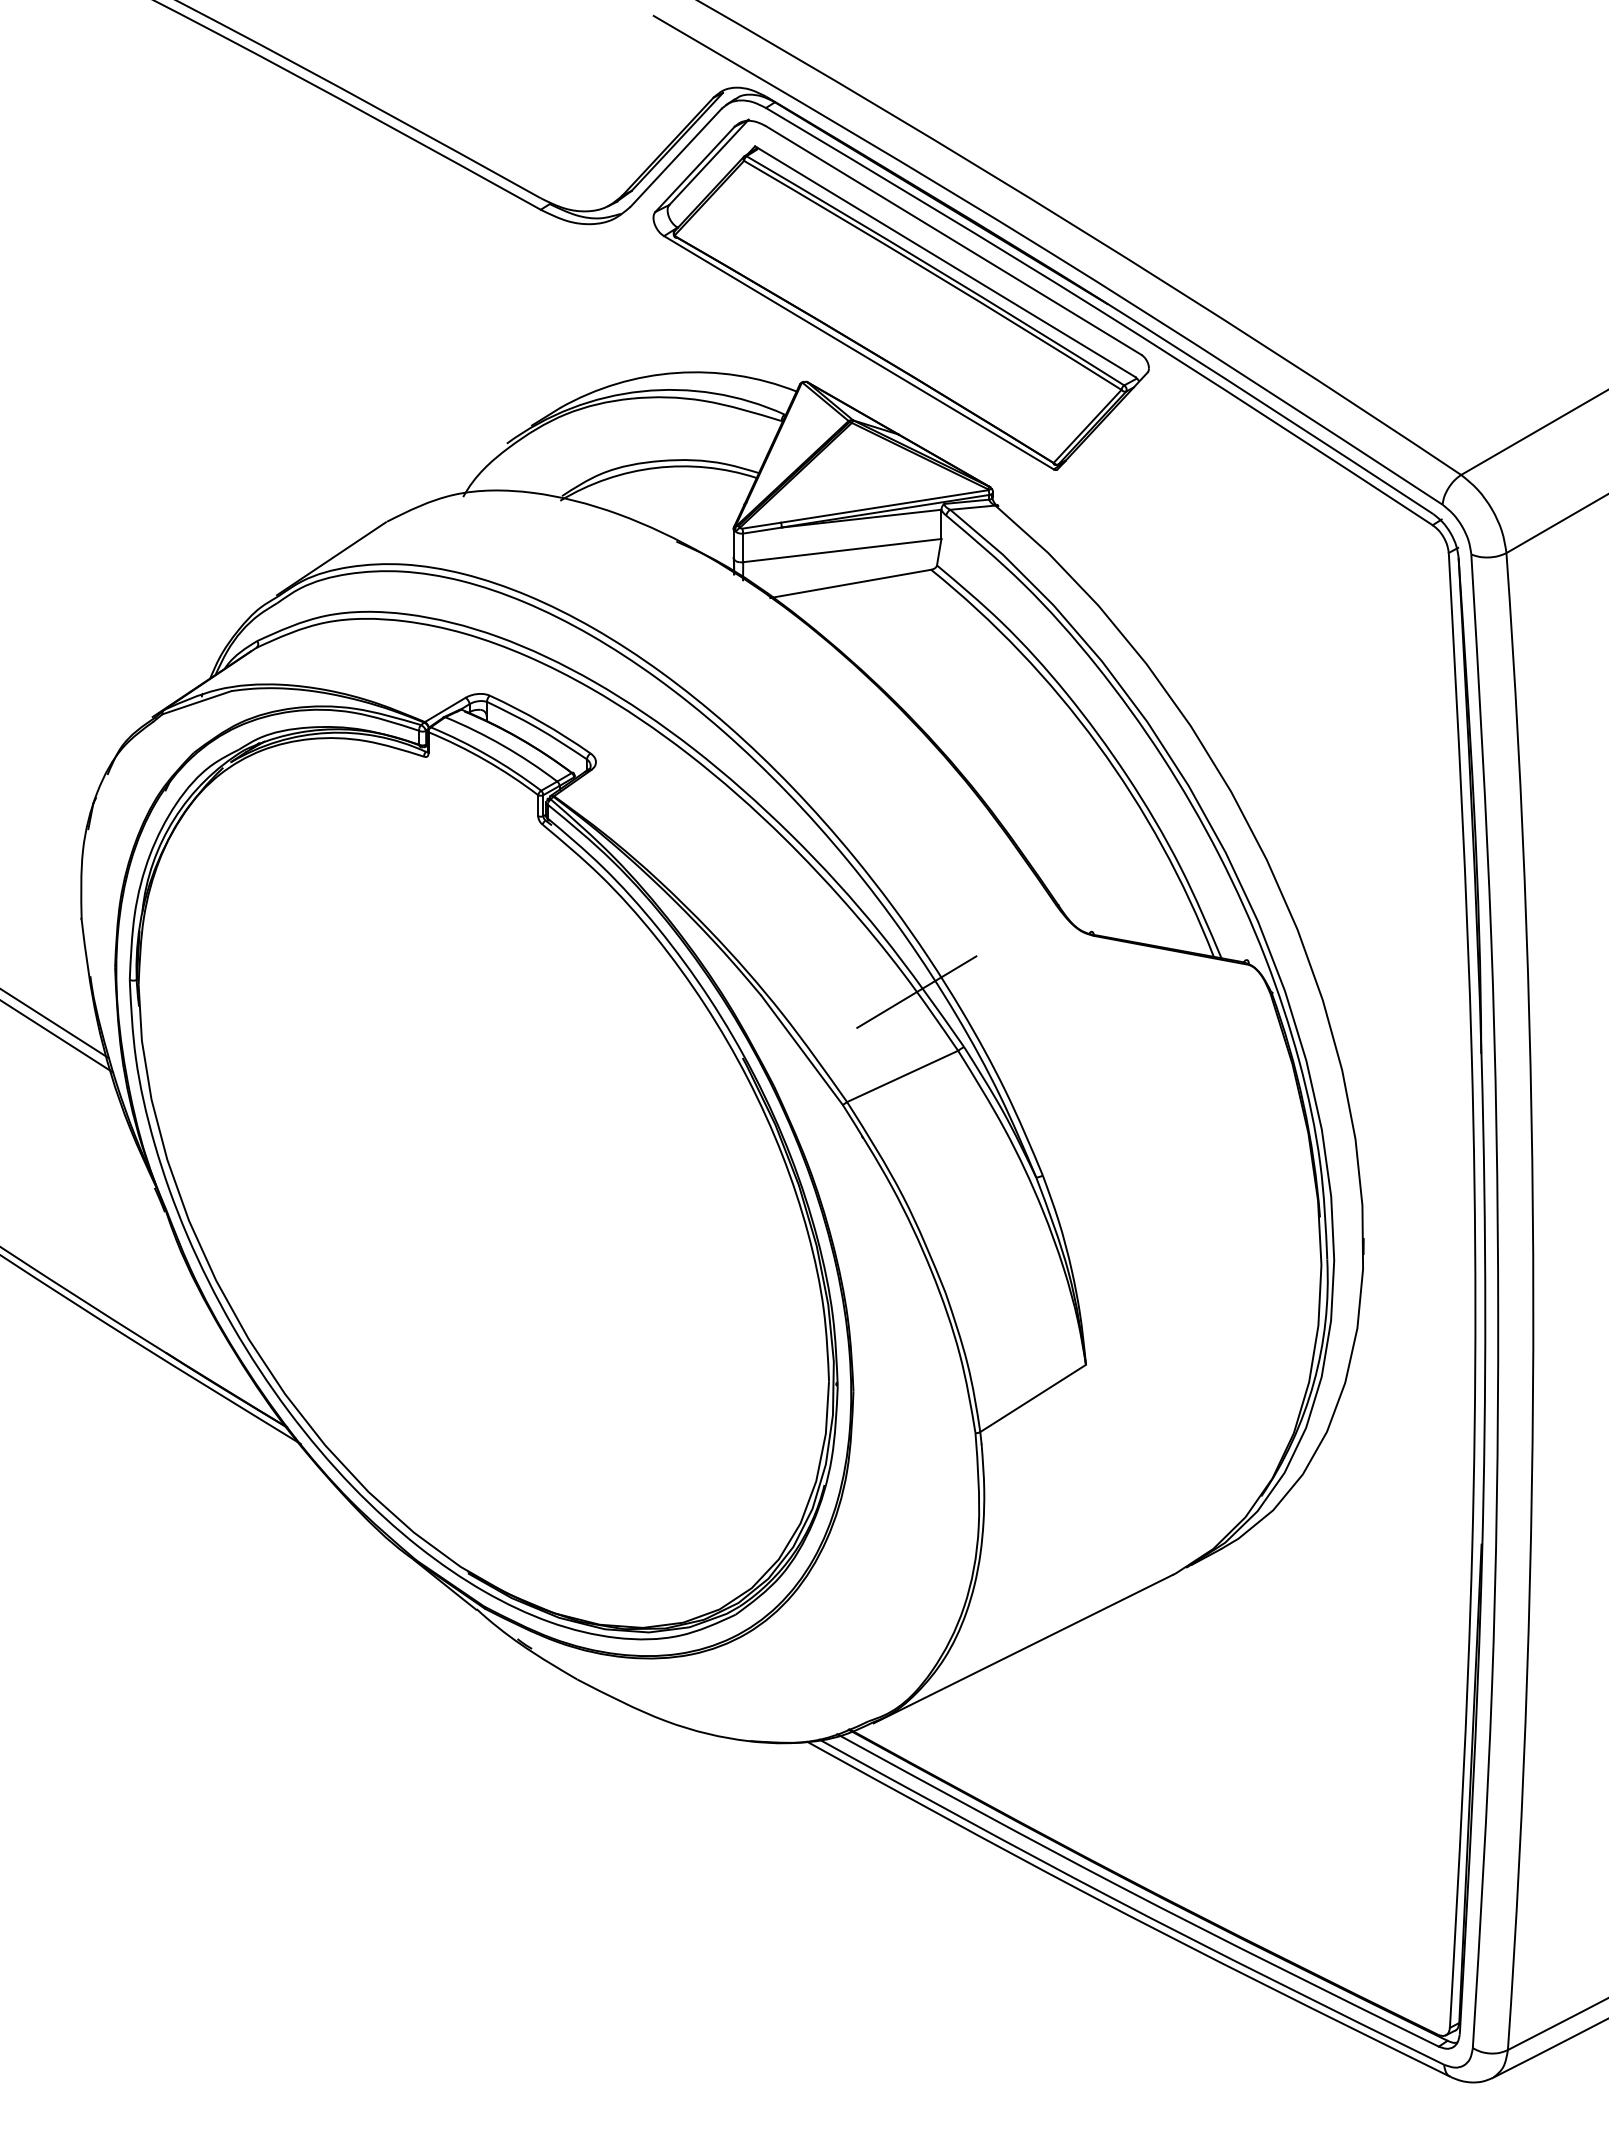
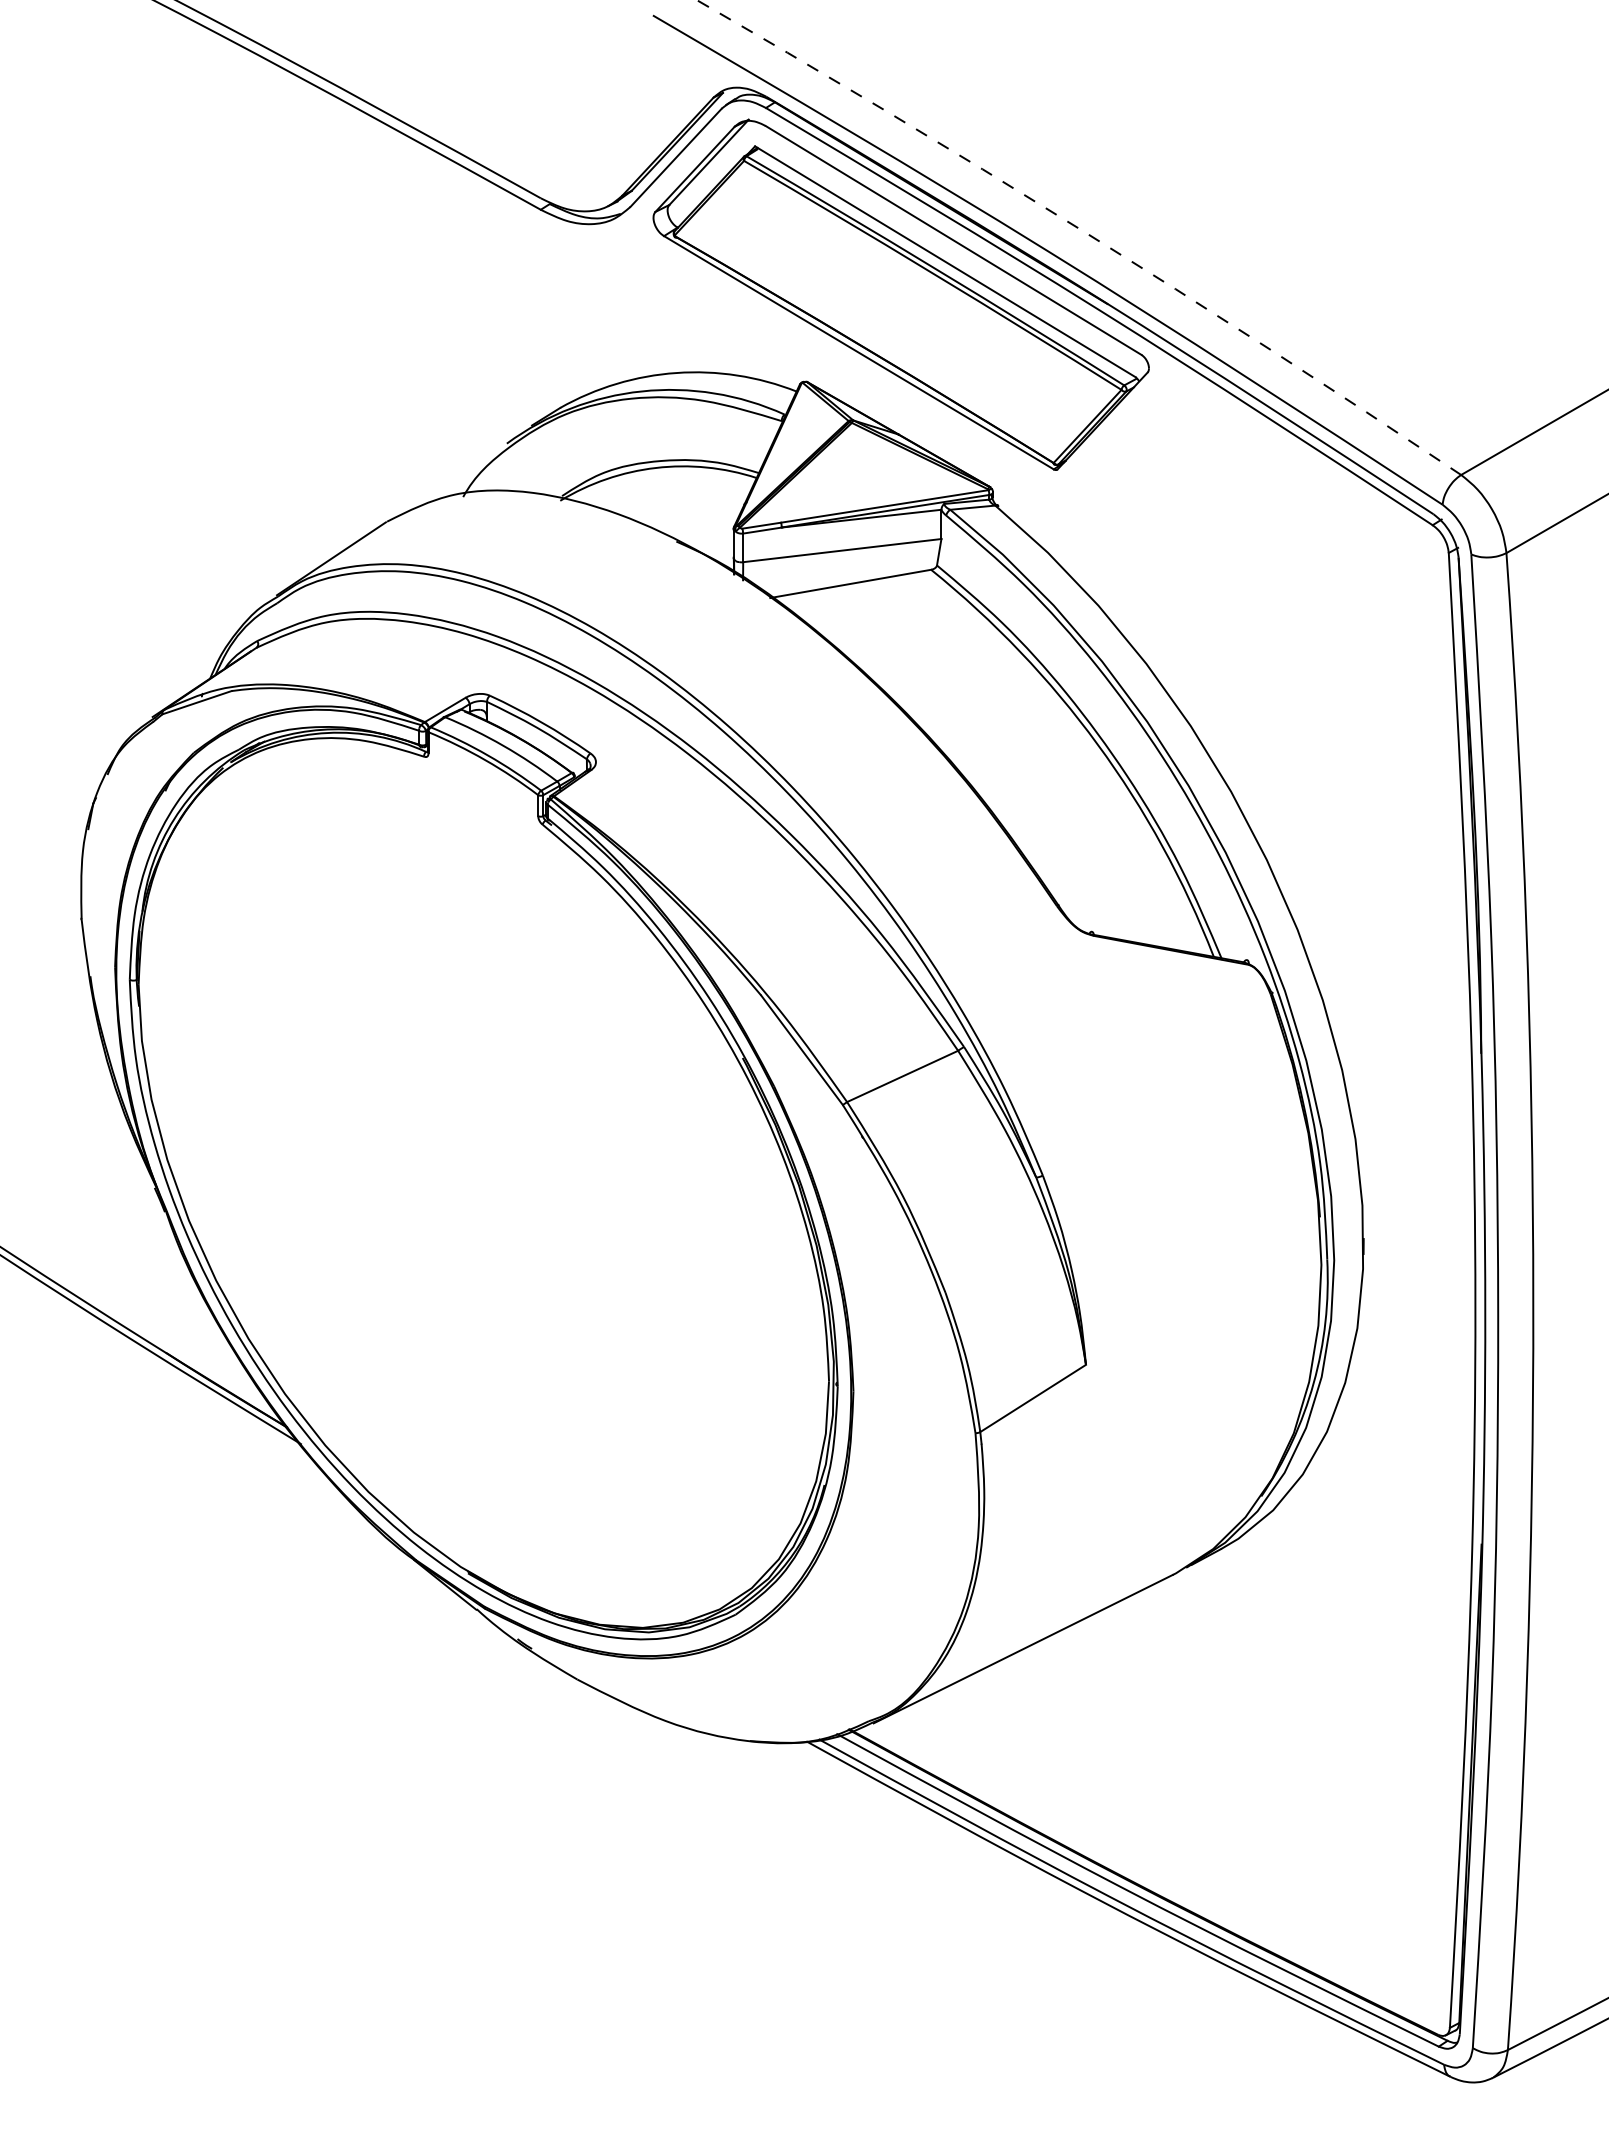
arc: solid -> dashed (1082, 230)
line: present -> none (916, 991)
line: present -> none (55, 1024)
line: present -> none (57, 1036)
